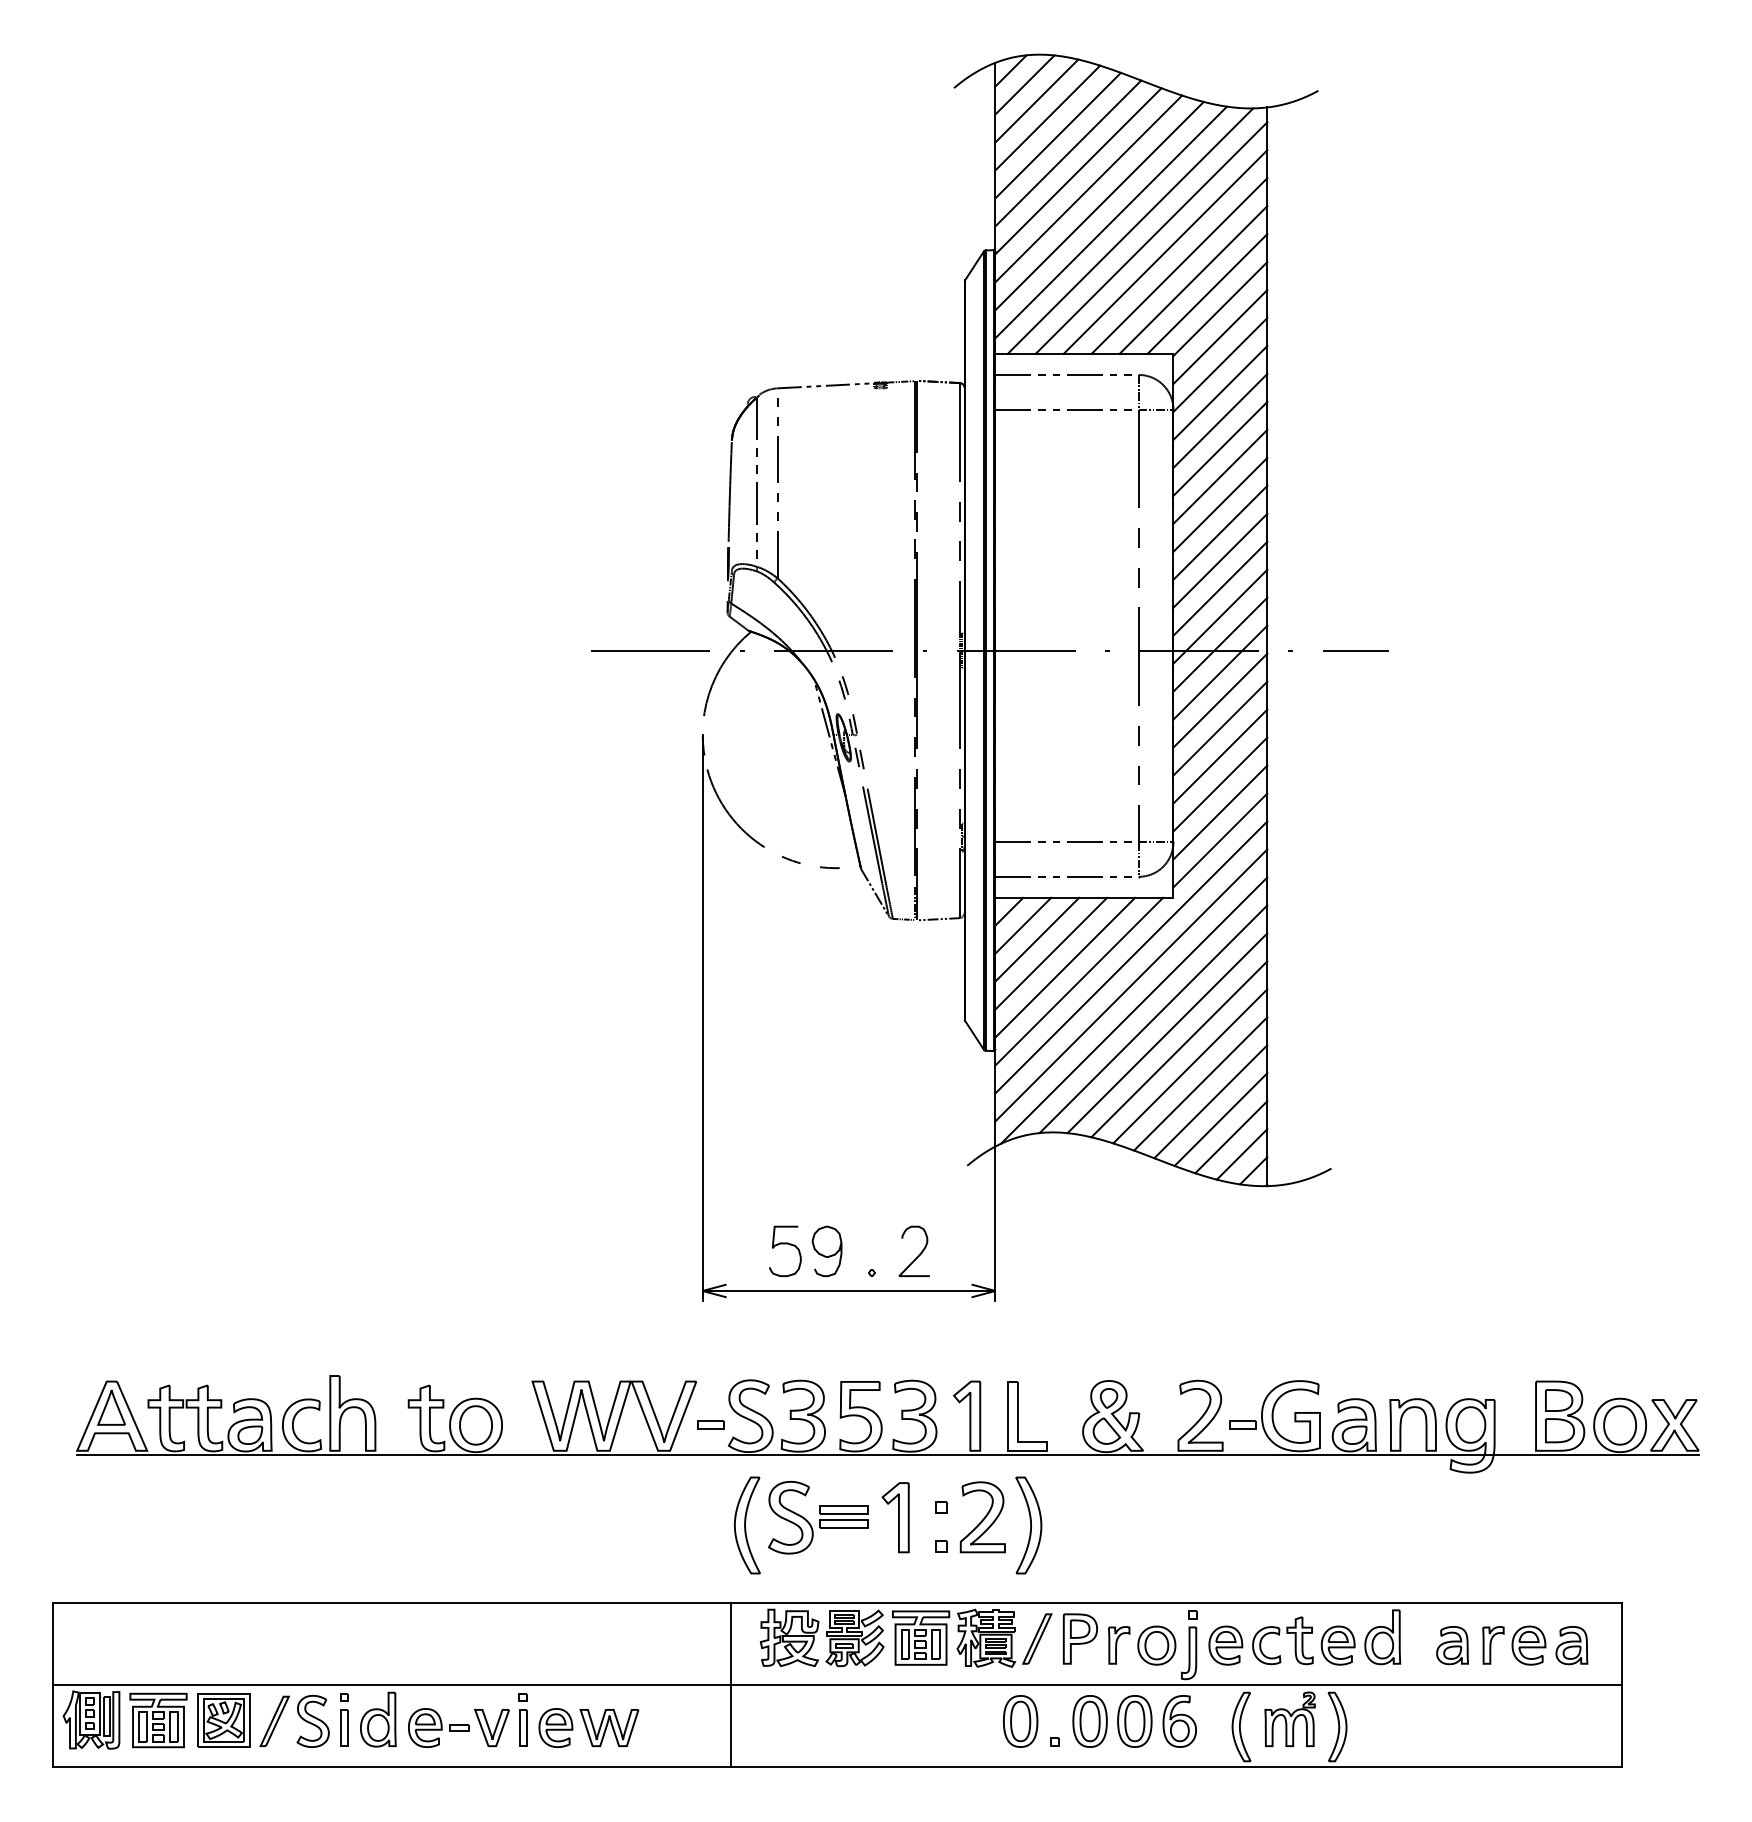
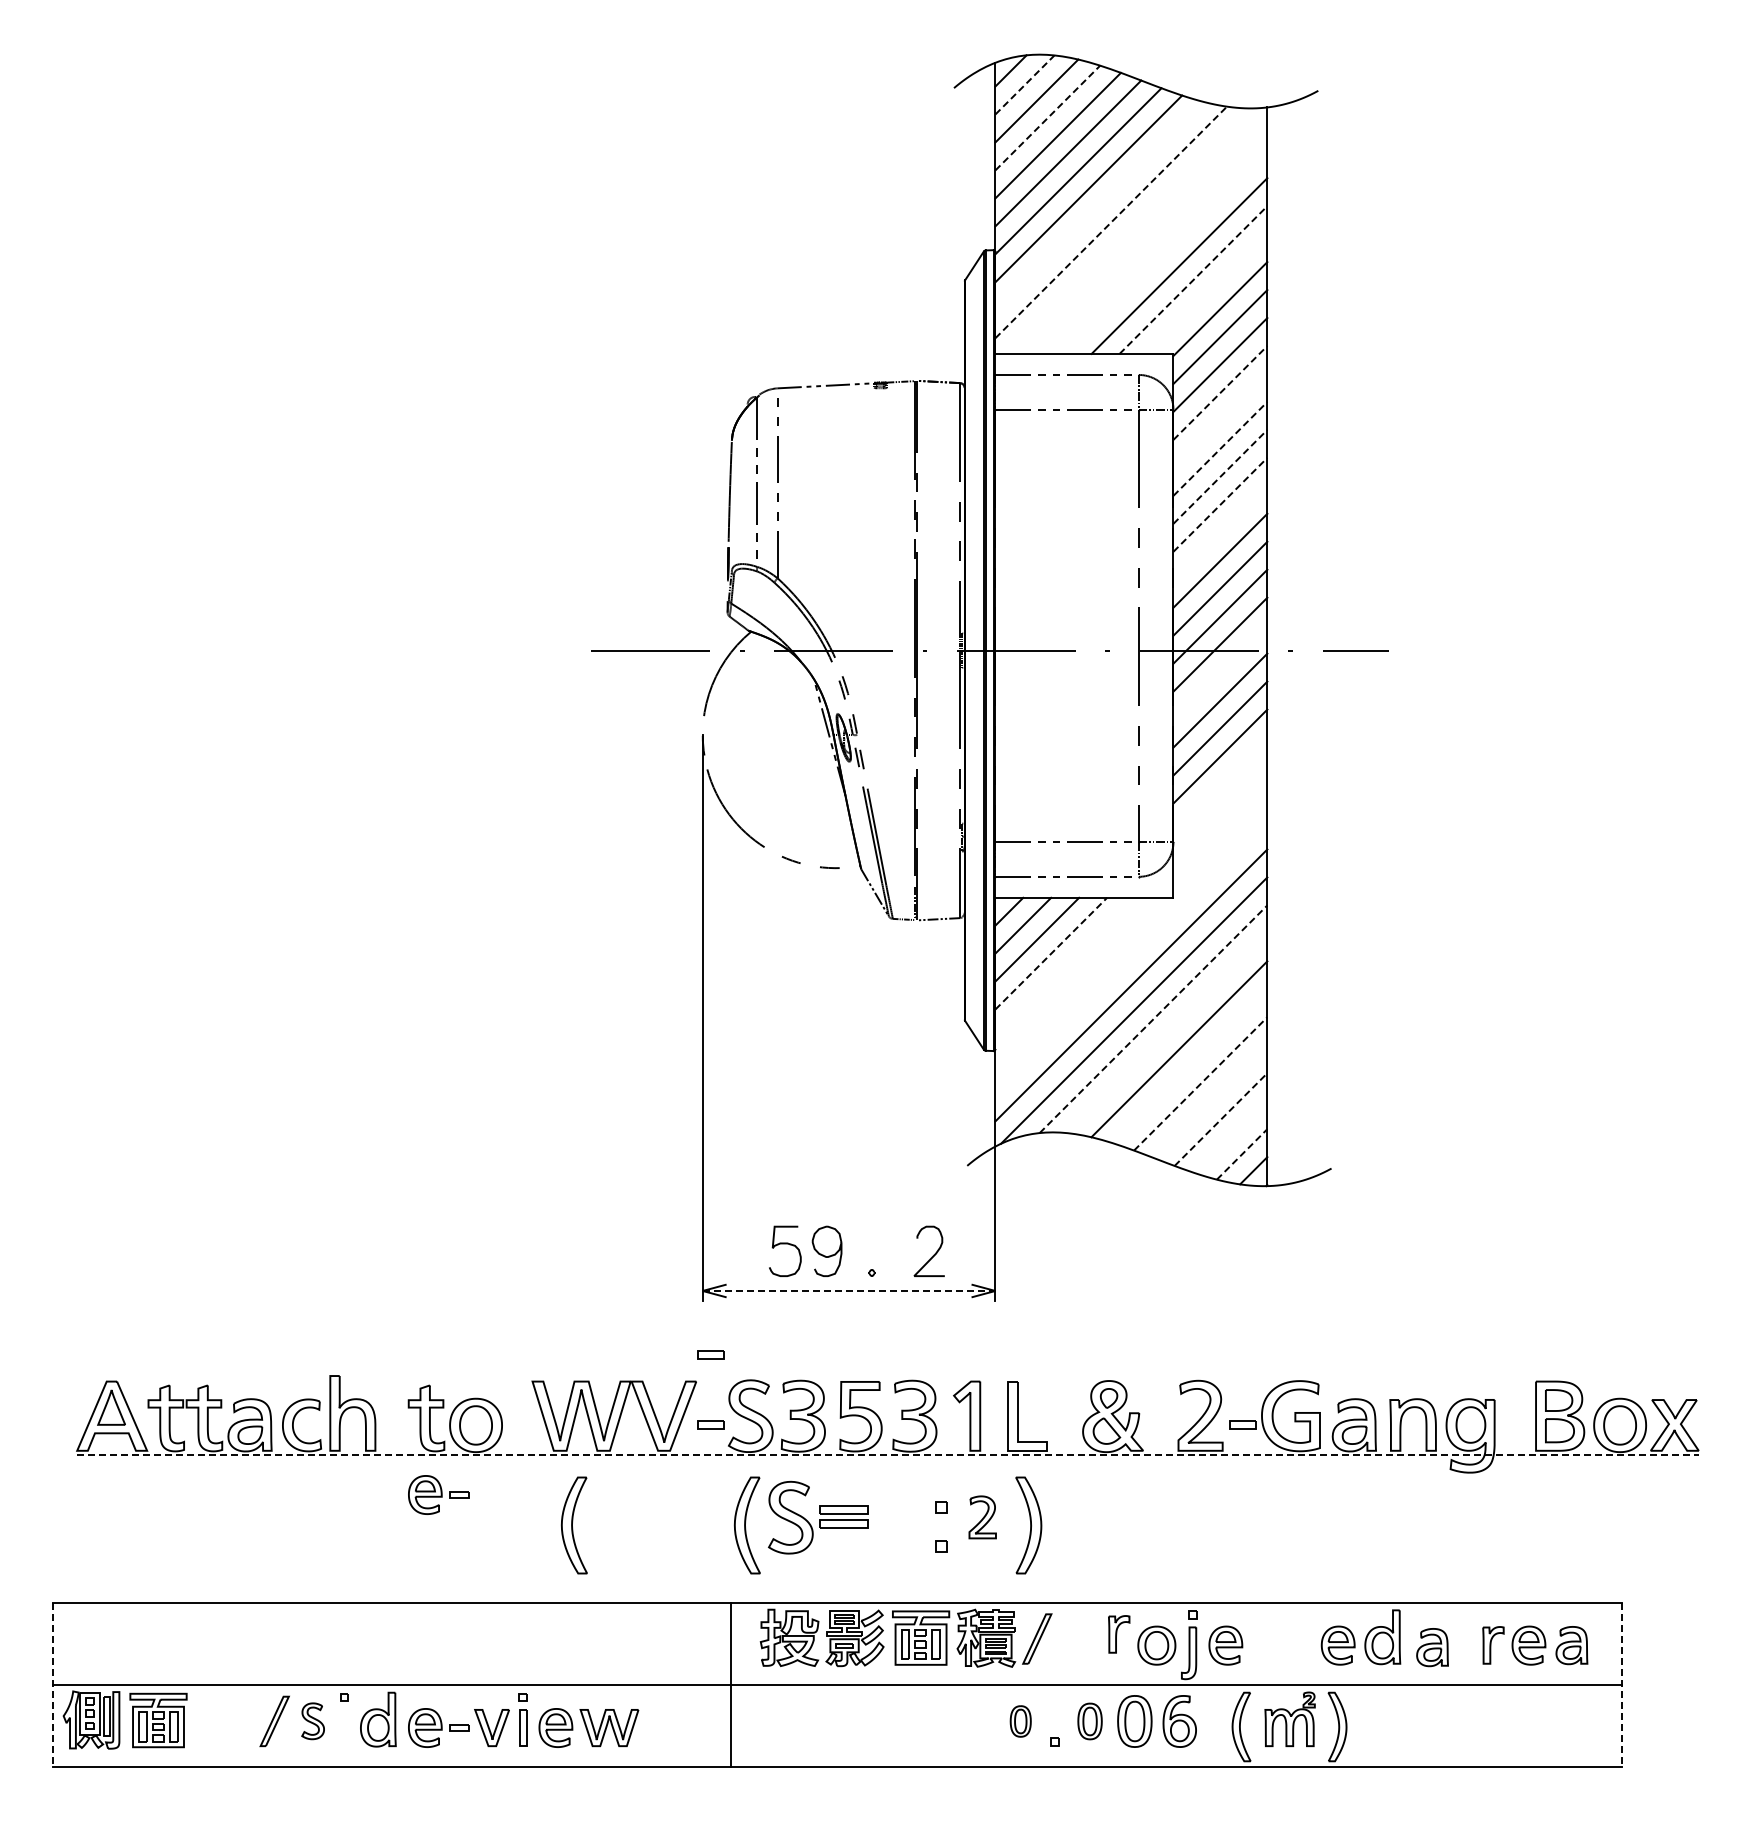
line: solid -> dashed (1024, 84)
line: solid -> dashed (1048, 117)
line: present -> none (1099, 205)
line: solid -> dashed (1111, 222)
line: present -> none (1130, 230)
line: present -> none (1151, 237)
line: present -> none (1165, 251)
line: solid -> dashed (1193, 279)
line: present -> none (1207, 293)
line: solid -> dashed (1220, 392)
line: present -> none (1220, 420)
line: solid -> dashed (1220, 448)
line: solid -> dashed (1220, 476)
line: solid -> dashed (1220, 504)
line: present -> none (1220, 532)
line: present -> none (1220, 672)
line: present -> none (1220, 784)
line: present -> none (1220, 812)
line: present -> none (1220, 840)
line: solid -> dashed (1051, 953)
line: present -> none (1131, 957)
line: present -> none (1065, 967)
line: present -> none (1079, 981)
line: solid -> dashed (1153, 1019)
line: present -> none (1167, 1033)
line: present -> none (1190, 1066)
line: solid -> dashed (1201, 1083)
line: present -> none (1210, 1101)
line: solid -> dashed (1221, 1119)
line: present -> none (1231, 1137)
line: solid -> dashed (1242, 1154)
curve position: (918, 1254) -> (933, 1254) (933, 1254)
line: solid -> dashed (849, 1290)
part: none -> present (710, 1354)
line: solid -> dashed (888, 1455)
part: none -> present (438, 1494)
part: present -> none (895, 1517)
part size: 47x73 px -> 29x45 px (982, 1517)
part: none -> present (573, 1525)
part: present -> none (1079, 1638)
part: present -> none (1282, 1640)
part position: (1119, 1645) -> (1119, 1634) (1119, 1634)
part position: (1452, 1645) -> (1432, 1647) (1432, 1647)
line: solid -> dashed (52, 1685)
line: solid -> dashed (1621, 1685)
part: present -> none (223, 1720)
part size: 34x54 px -> 24x39 px (312, 1721)
part size: 36x53 px -> 23x33 px (1020, 1721)
part size: 36x53 px -> 26x39 px (1089, 1721)
part: present -> none (344, 1727)
